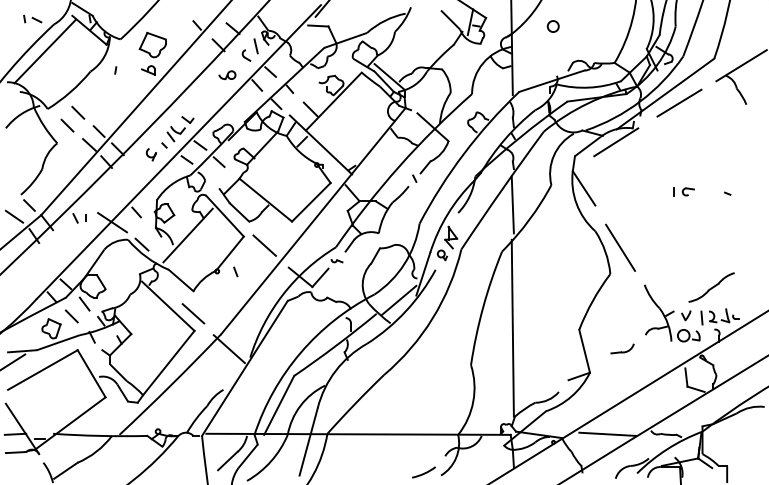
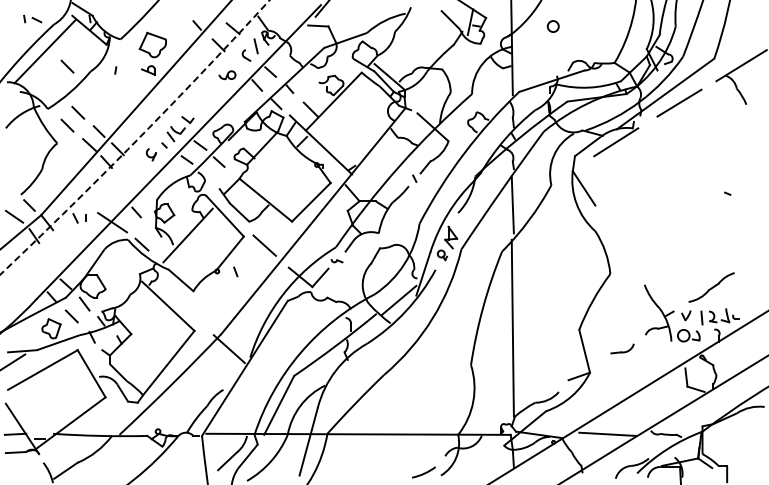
line: none -> present (67, 66)
arc: solid -> dashed (137, 139)
part: present -> none (683, 191)
line: present -> none (620, 247)
line: present -> none (193, 313)
